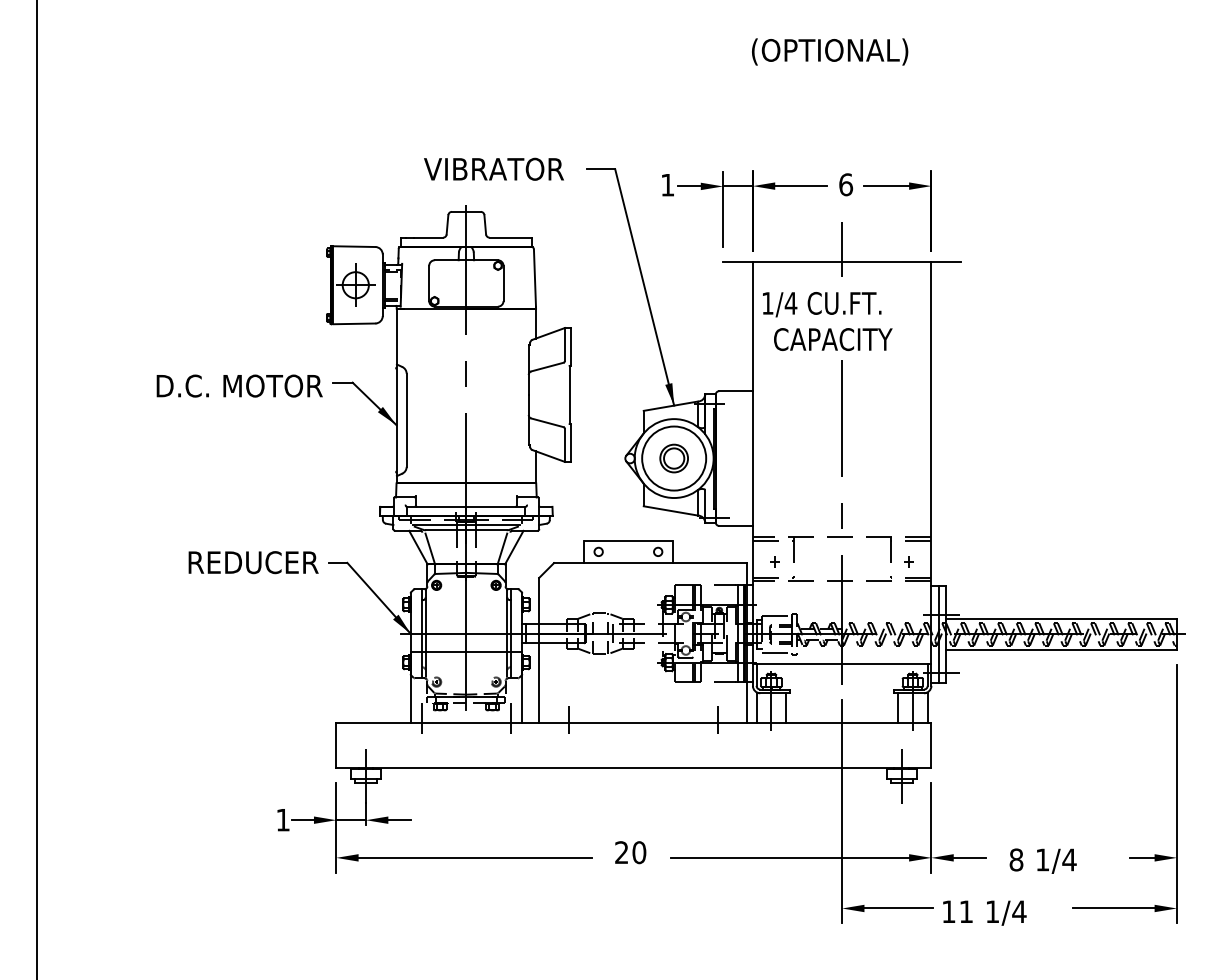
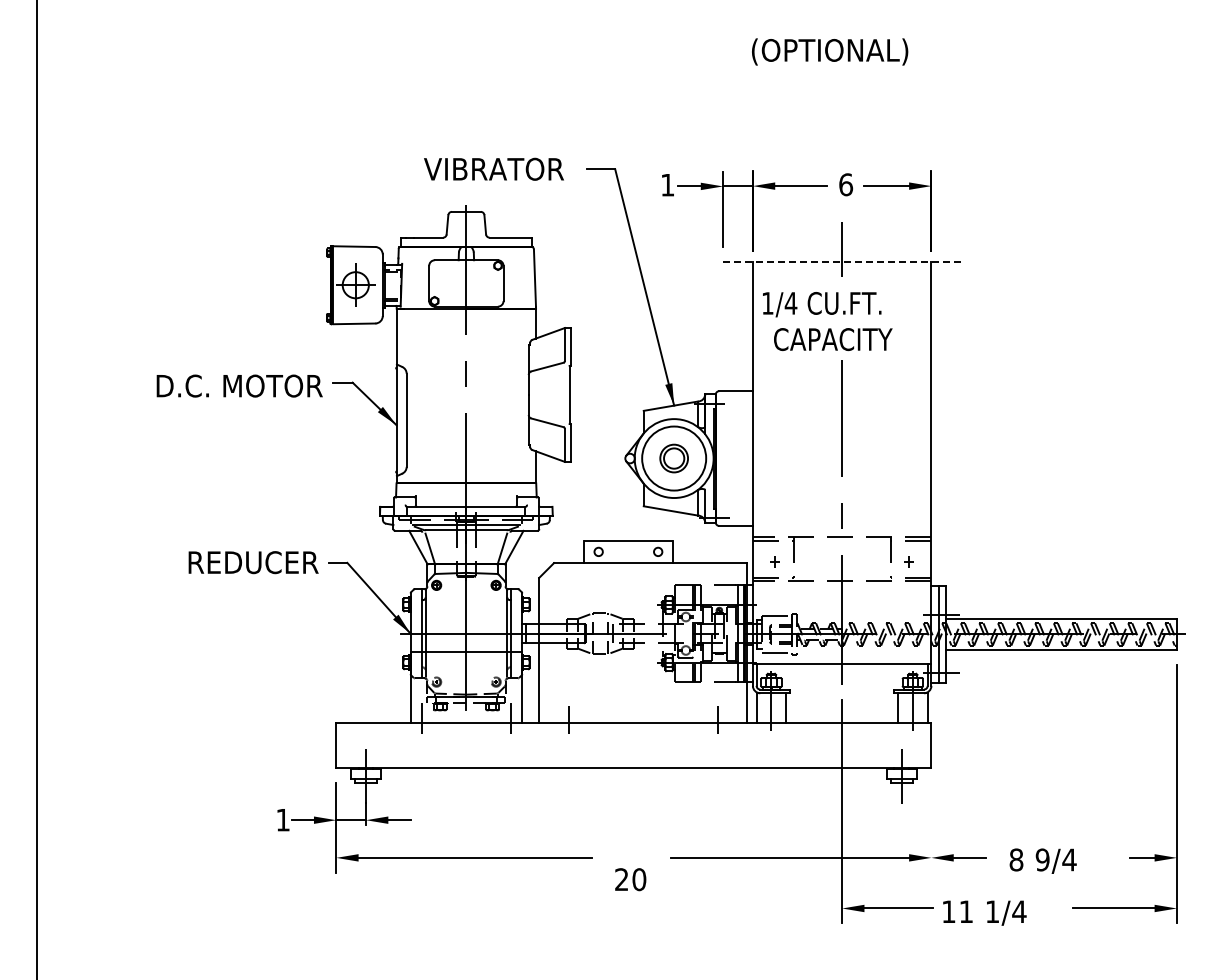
line: solid -> dashed (842, 261)
line: present -> none (931, 827)
text position: (630, 852) -> (630, 879) (630, 879)
text: 1/4 -> 9/4 (1042, 859)
